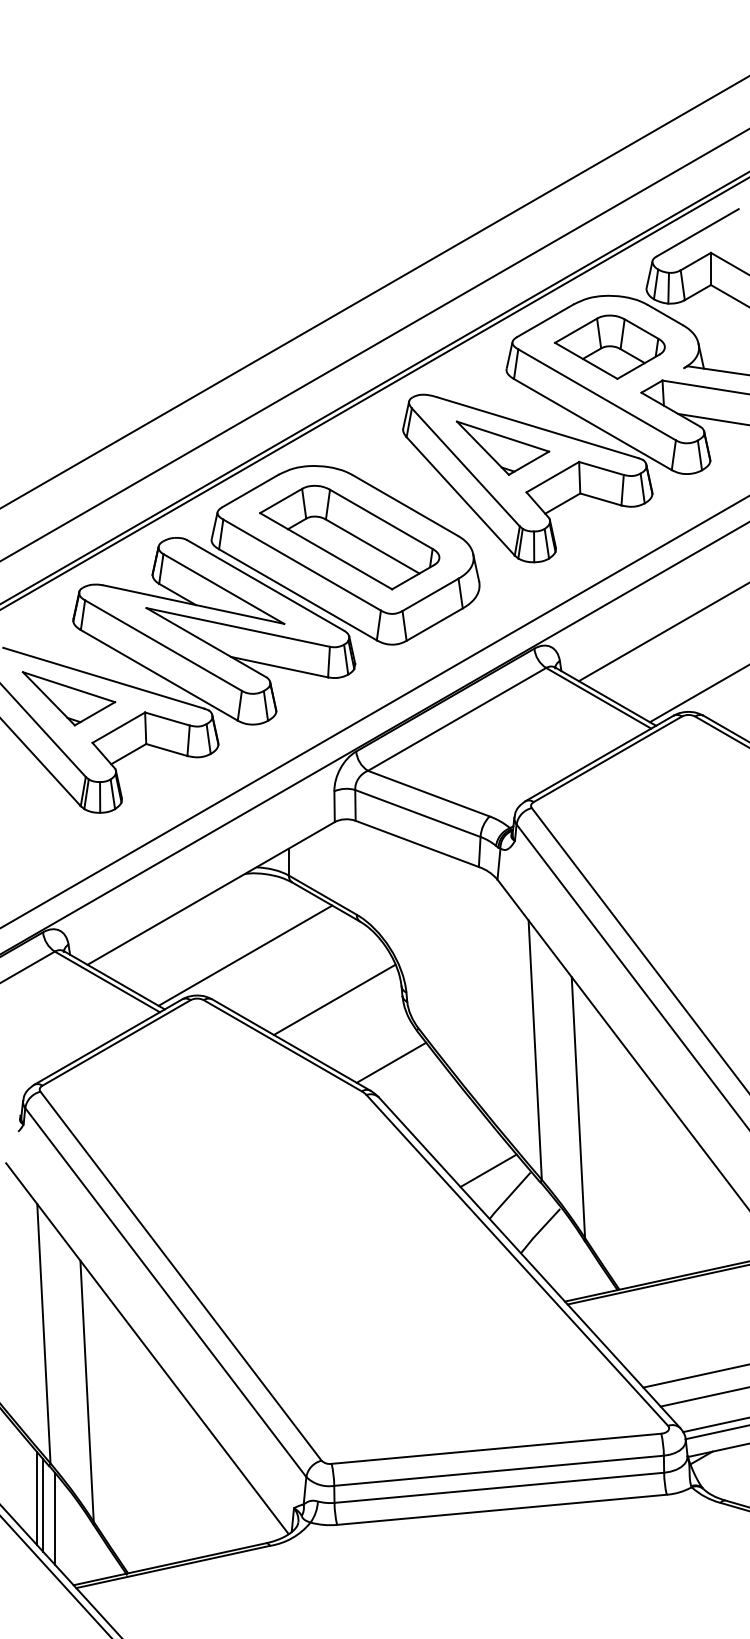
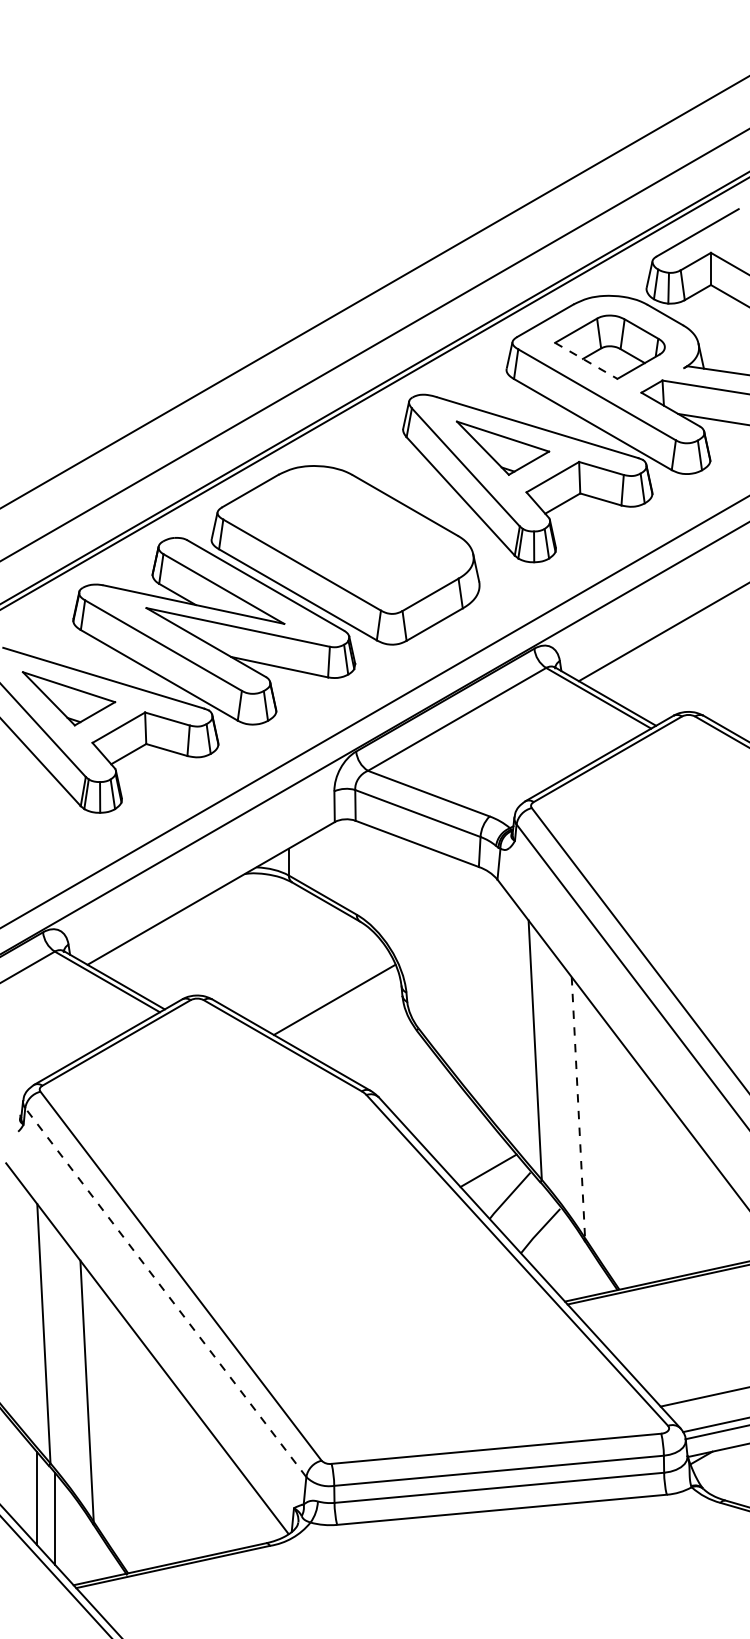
line: solid -> dashed (586, 361)
part: present -> none (349, 537)
line: present -> none (697, 694)
line: present -> none (245, 955)
line: present -> none (391, 1062)
line: solid -> dashed (578, 1107)
line: solid -> dashed (165, 1292)
line: present -> none (694, 1376)
line: present -> none (43, 1505)
